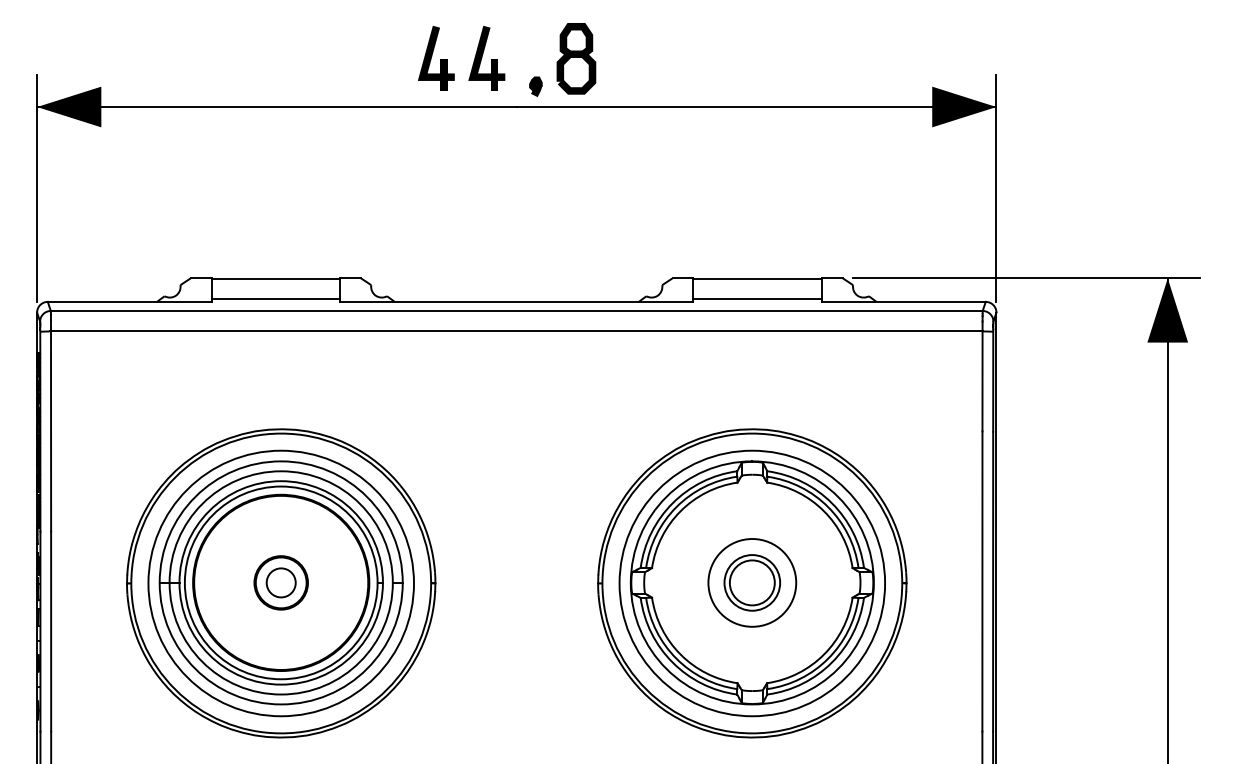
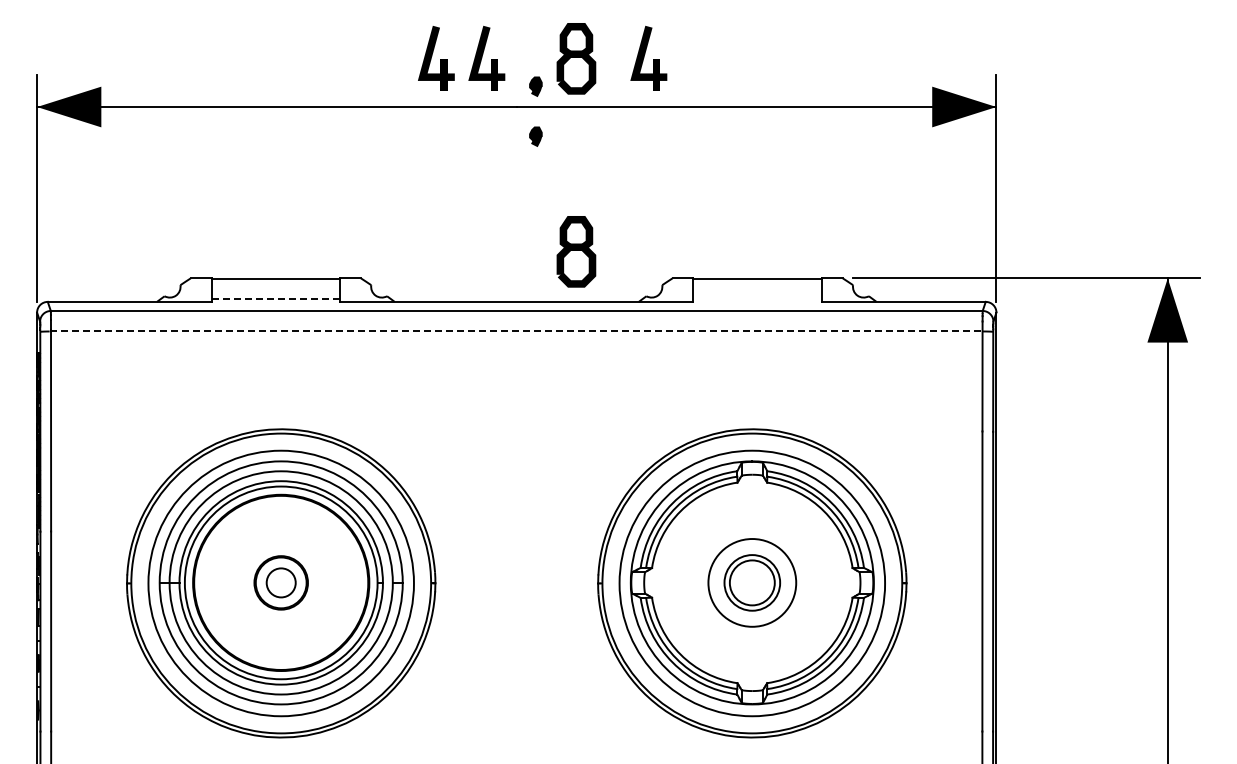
part: none -> present (648, 57)
part: none -> present (535, 136)
part: none -> present (576, 251)
line: solid -> dashed (275, 299)
line: present -> none (757, 299)
line: solid -> dashed (516, 331)
